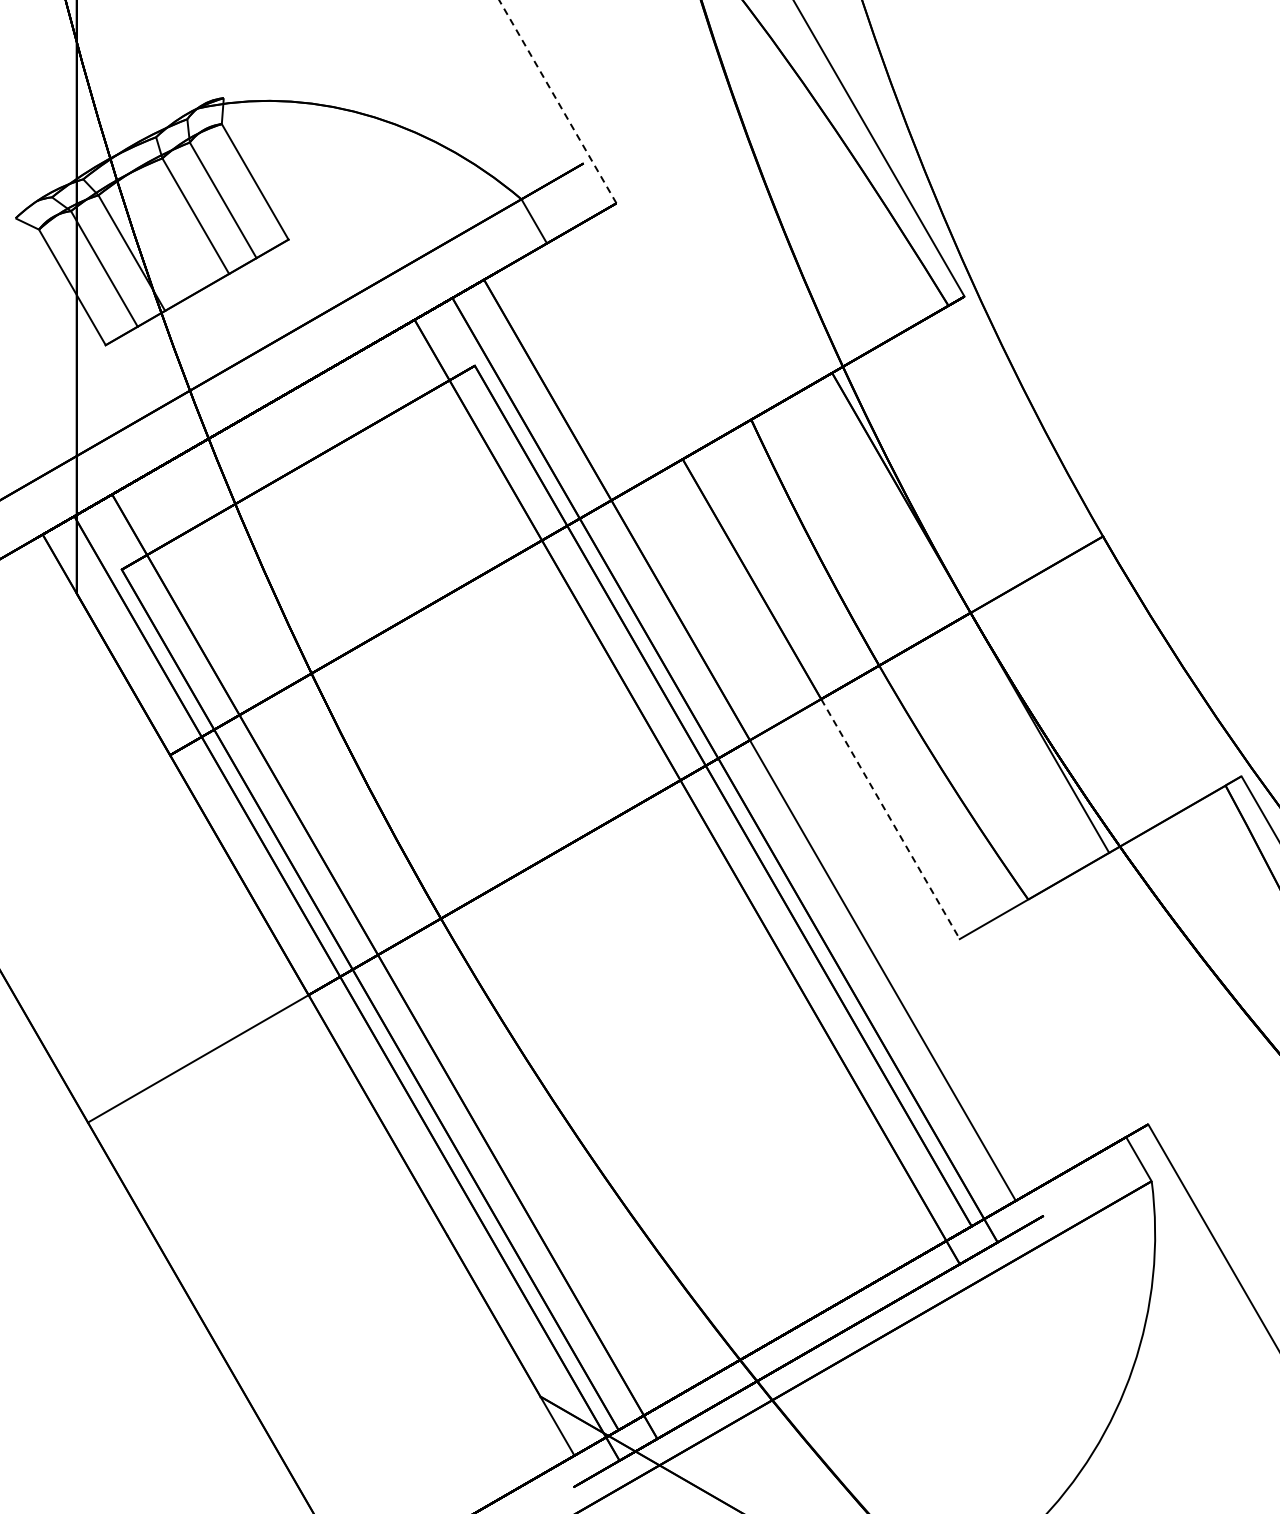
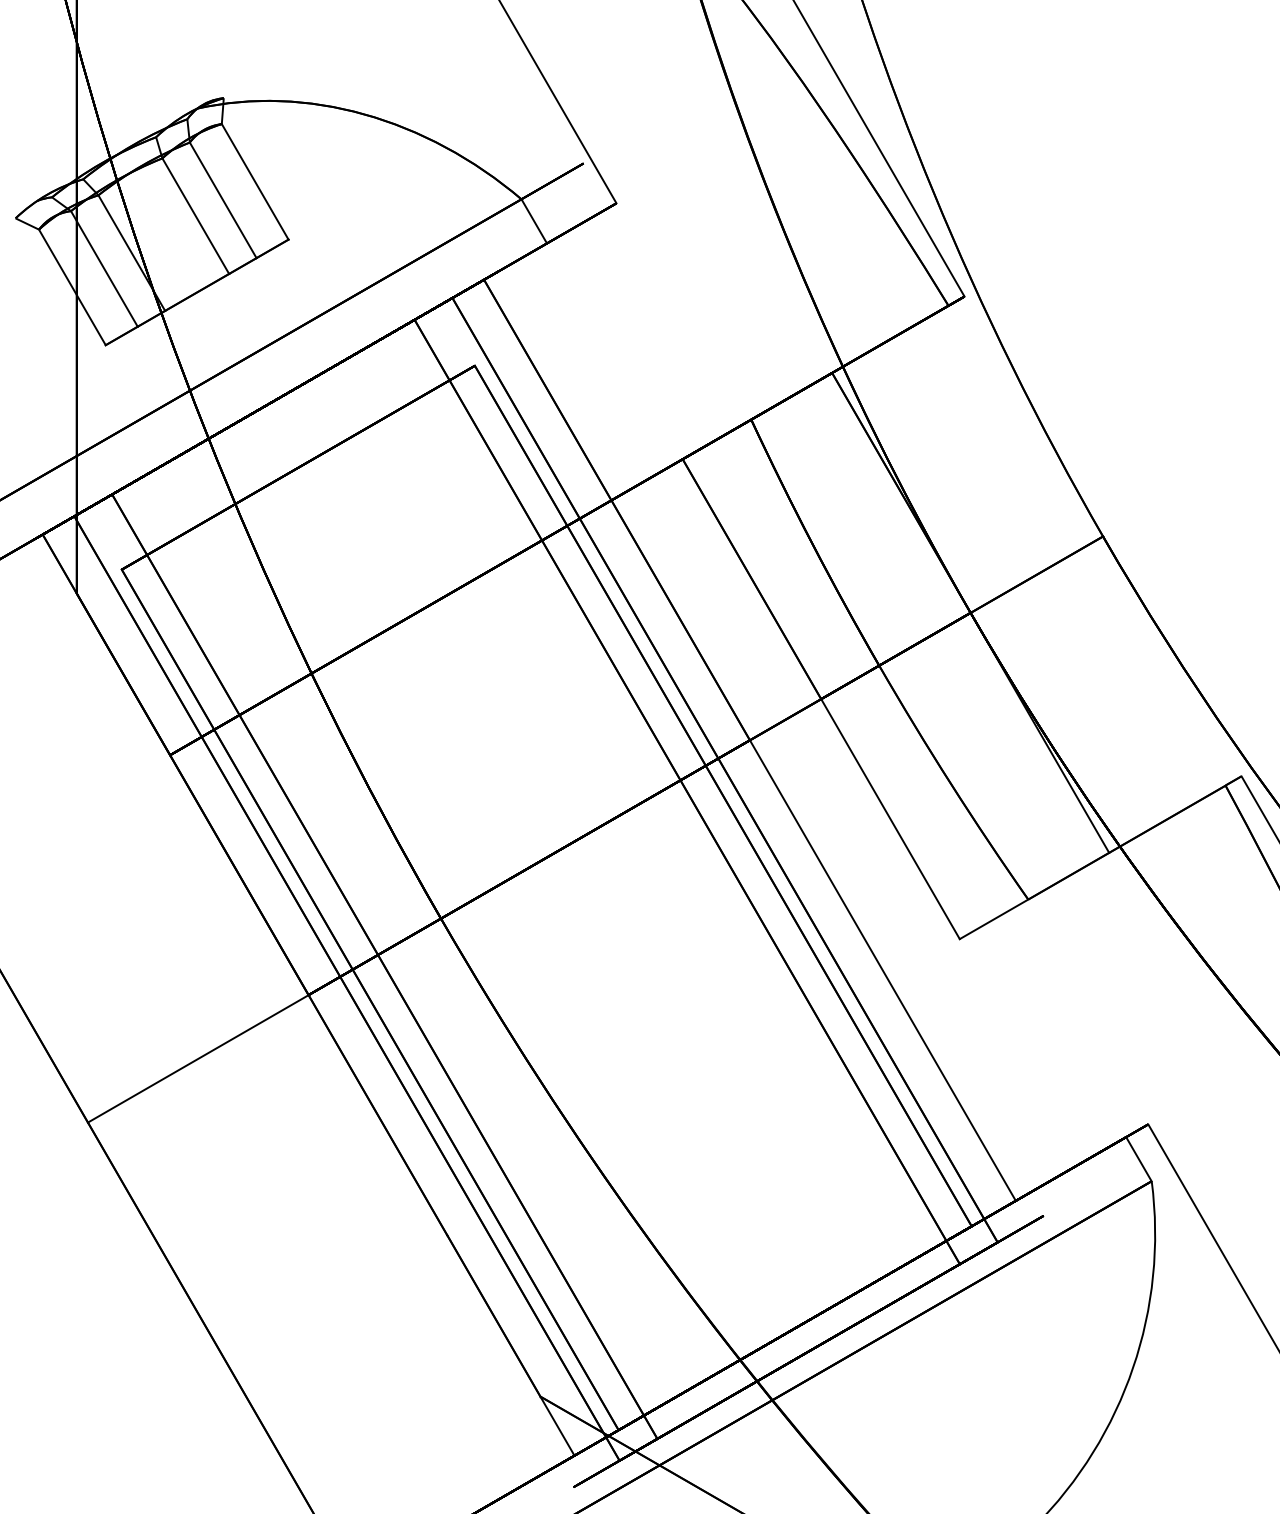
line: dashed -> solid (557, 102)
line: dashed -> solid (890, 819)
